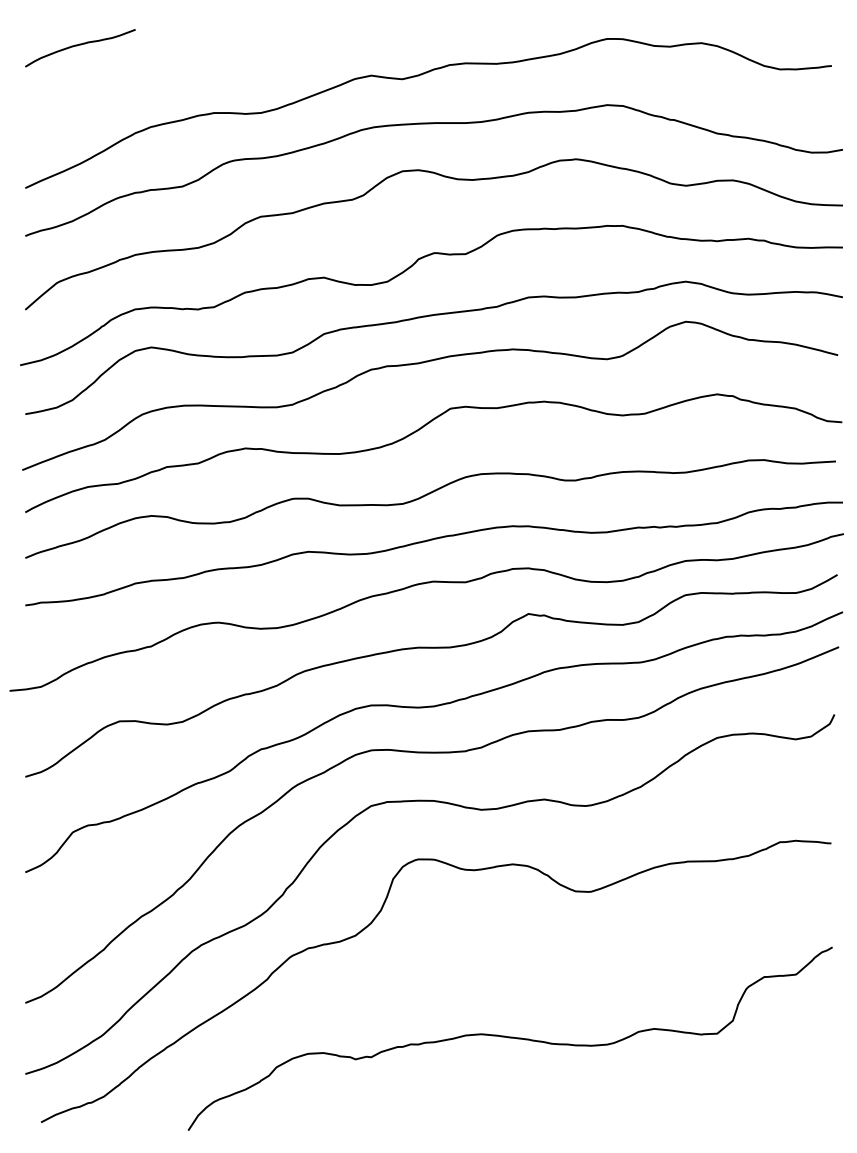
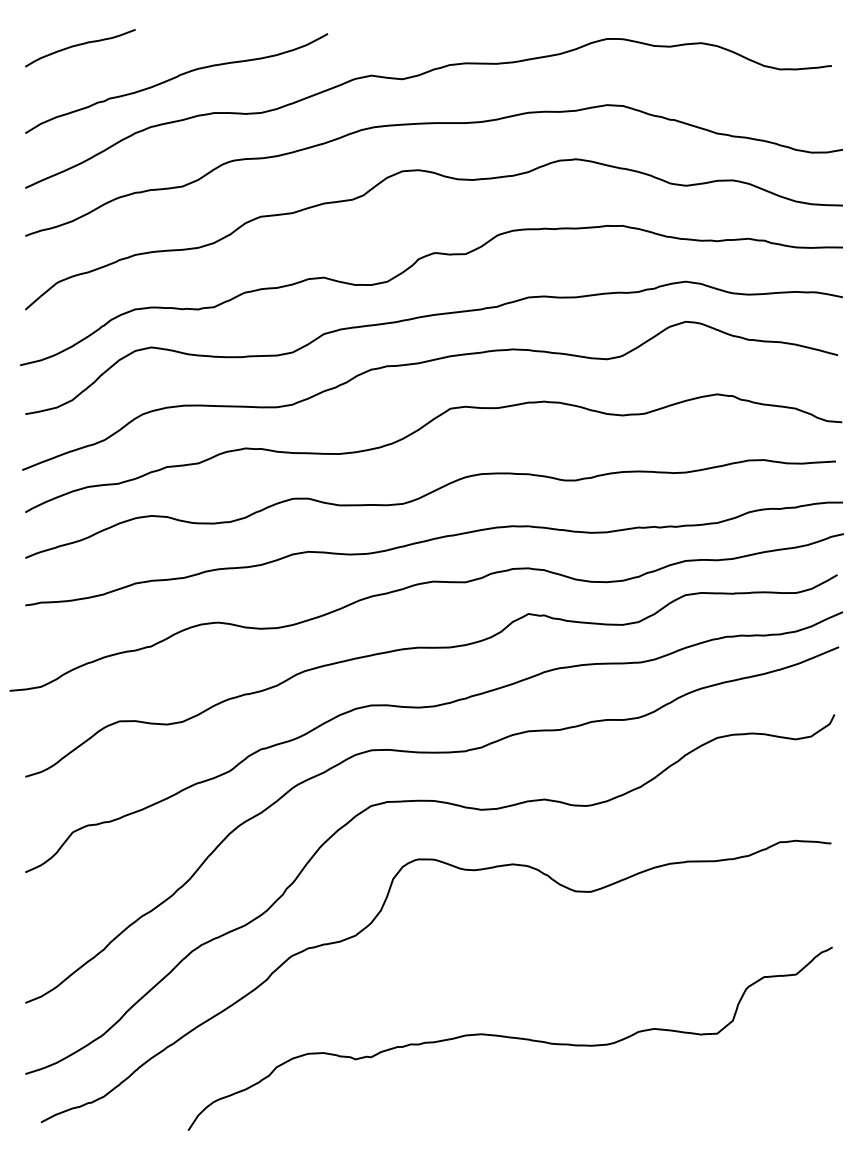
curve: none -> present (176, 78)
